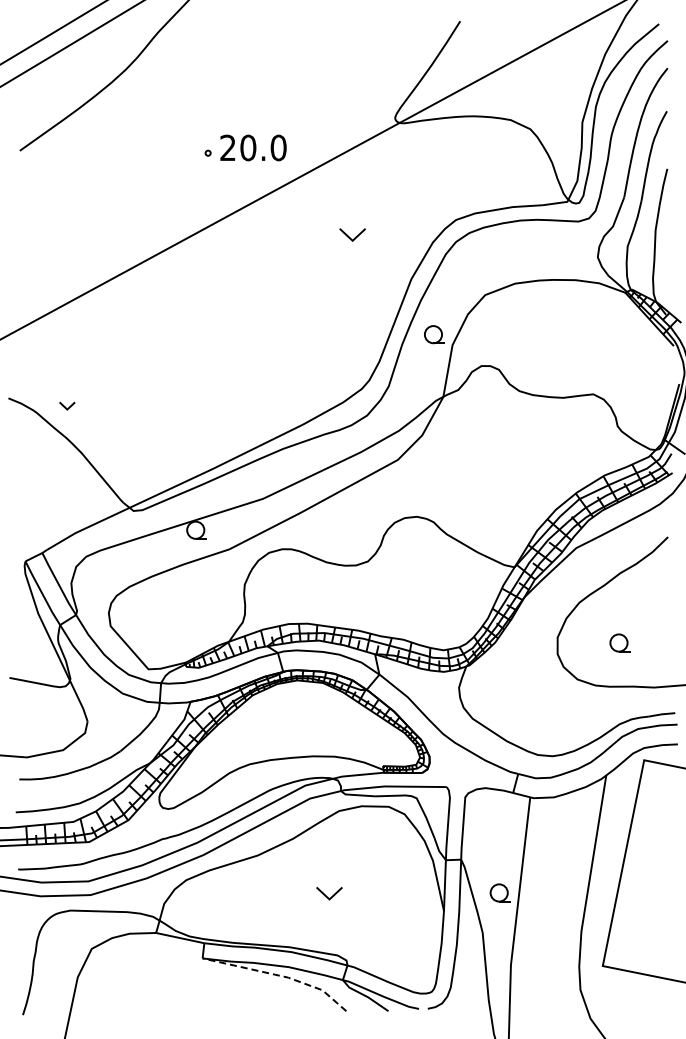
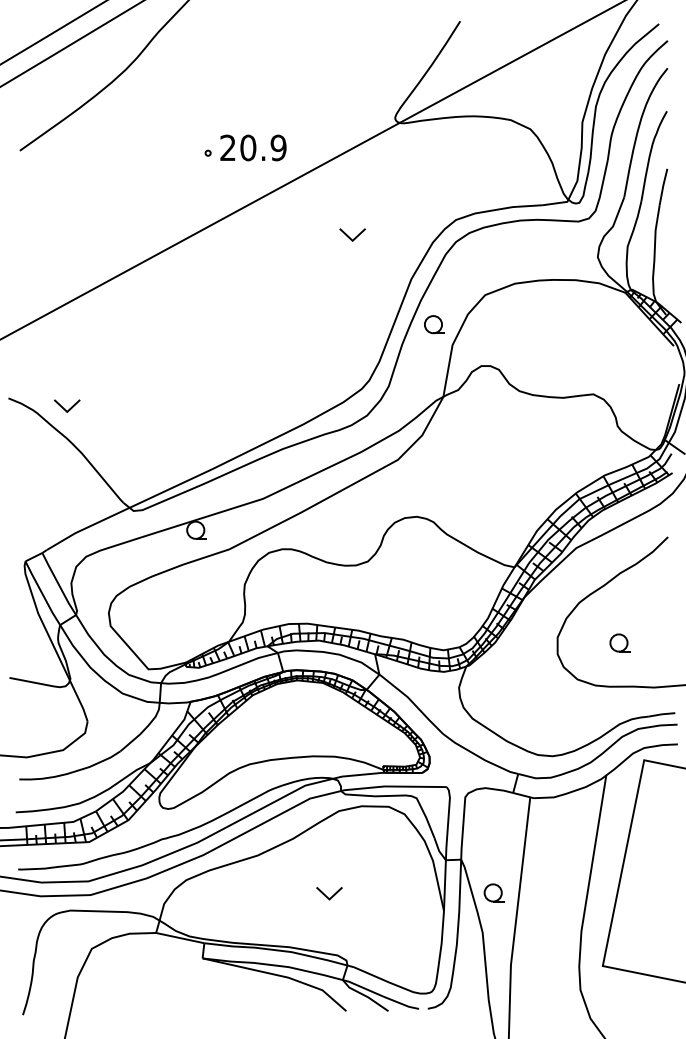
text: 20.0 -> 20.9 (278, 148)
part position: (434, 334) -> (434, 324) (434, 324)
part size: 17x10 px -> 27x14 px (67, 405)
part position: (499, 892) -> (493, 892) (493, 892)
line: dashed -> solid (279, 975)
